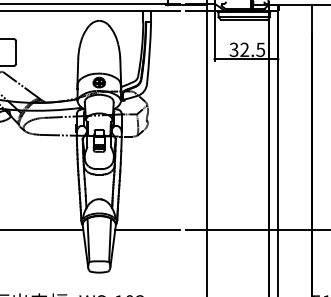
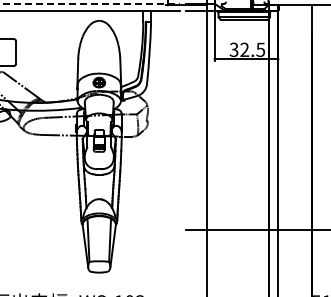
line: solid -> dashed (90, 3)
line: present -> none (42, 230)
line: present -> none (147, 230)
